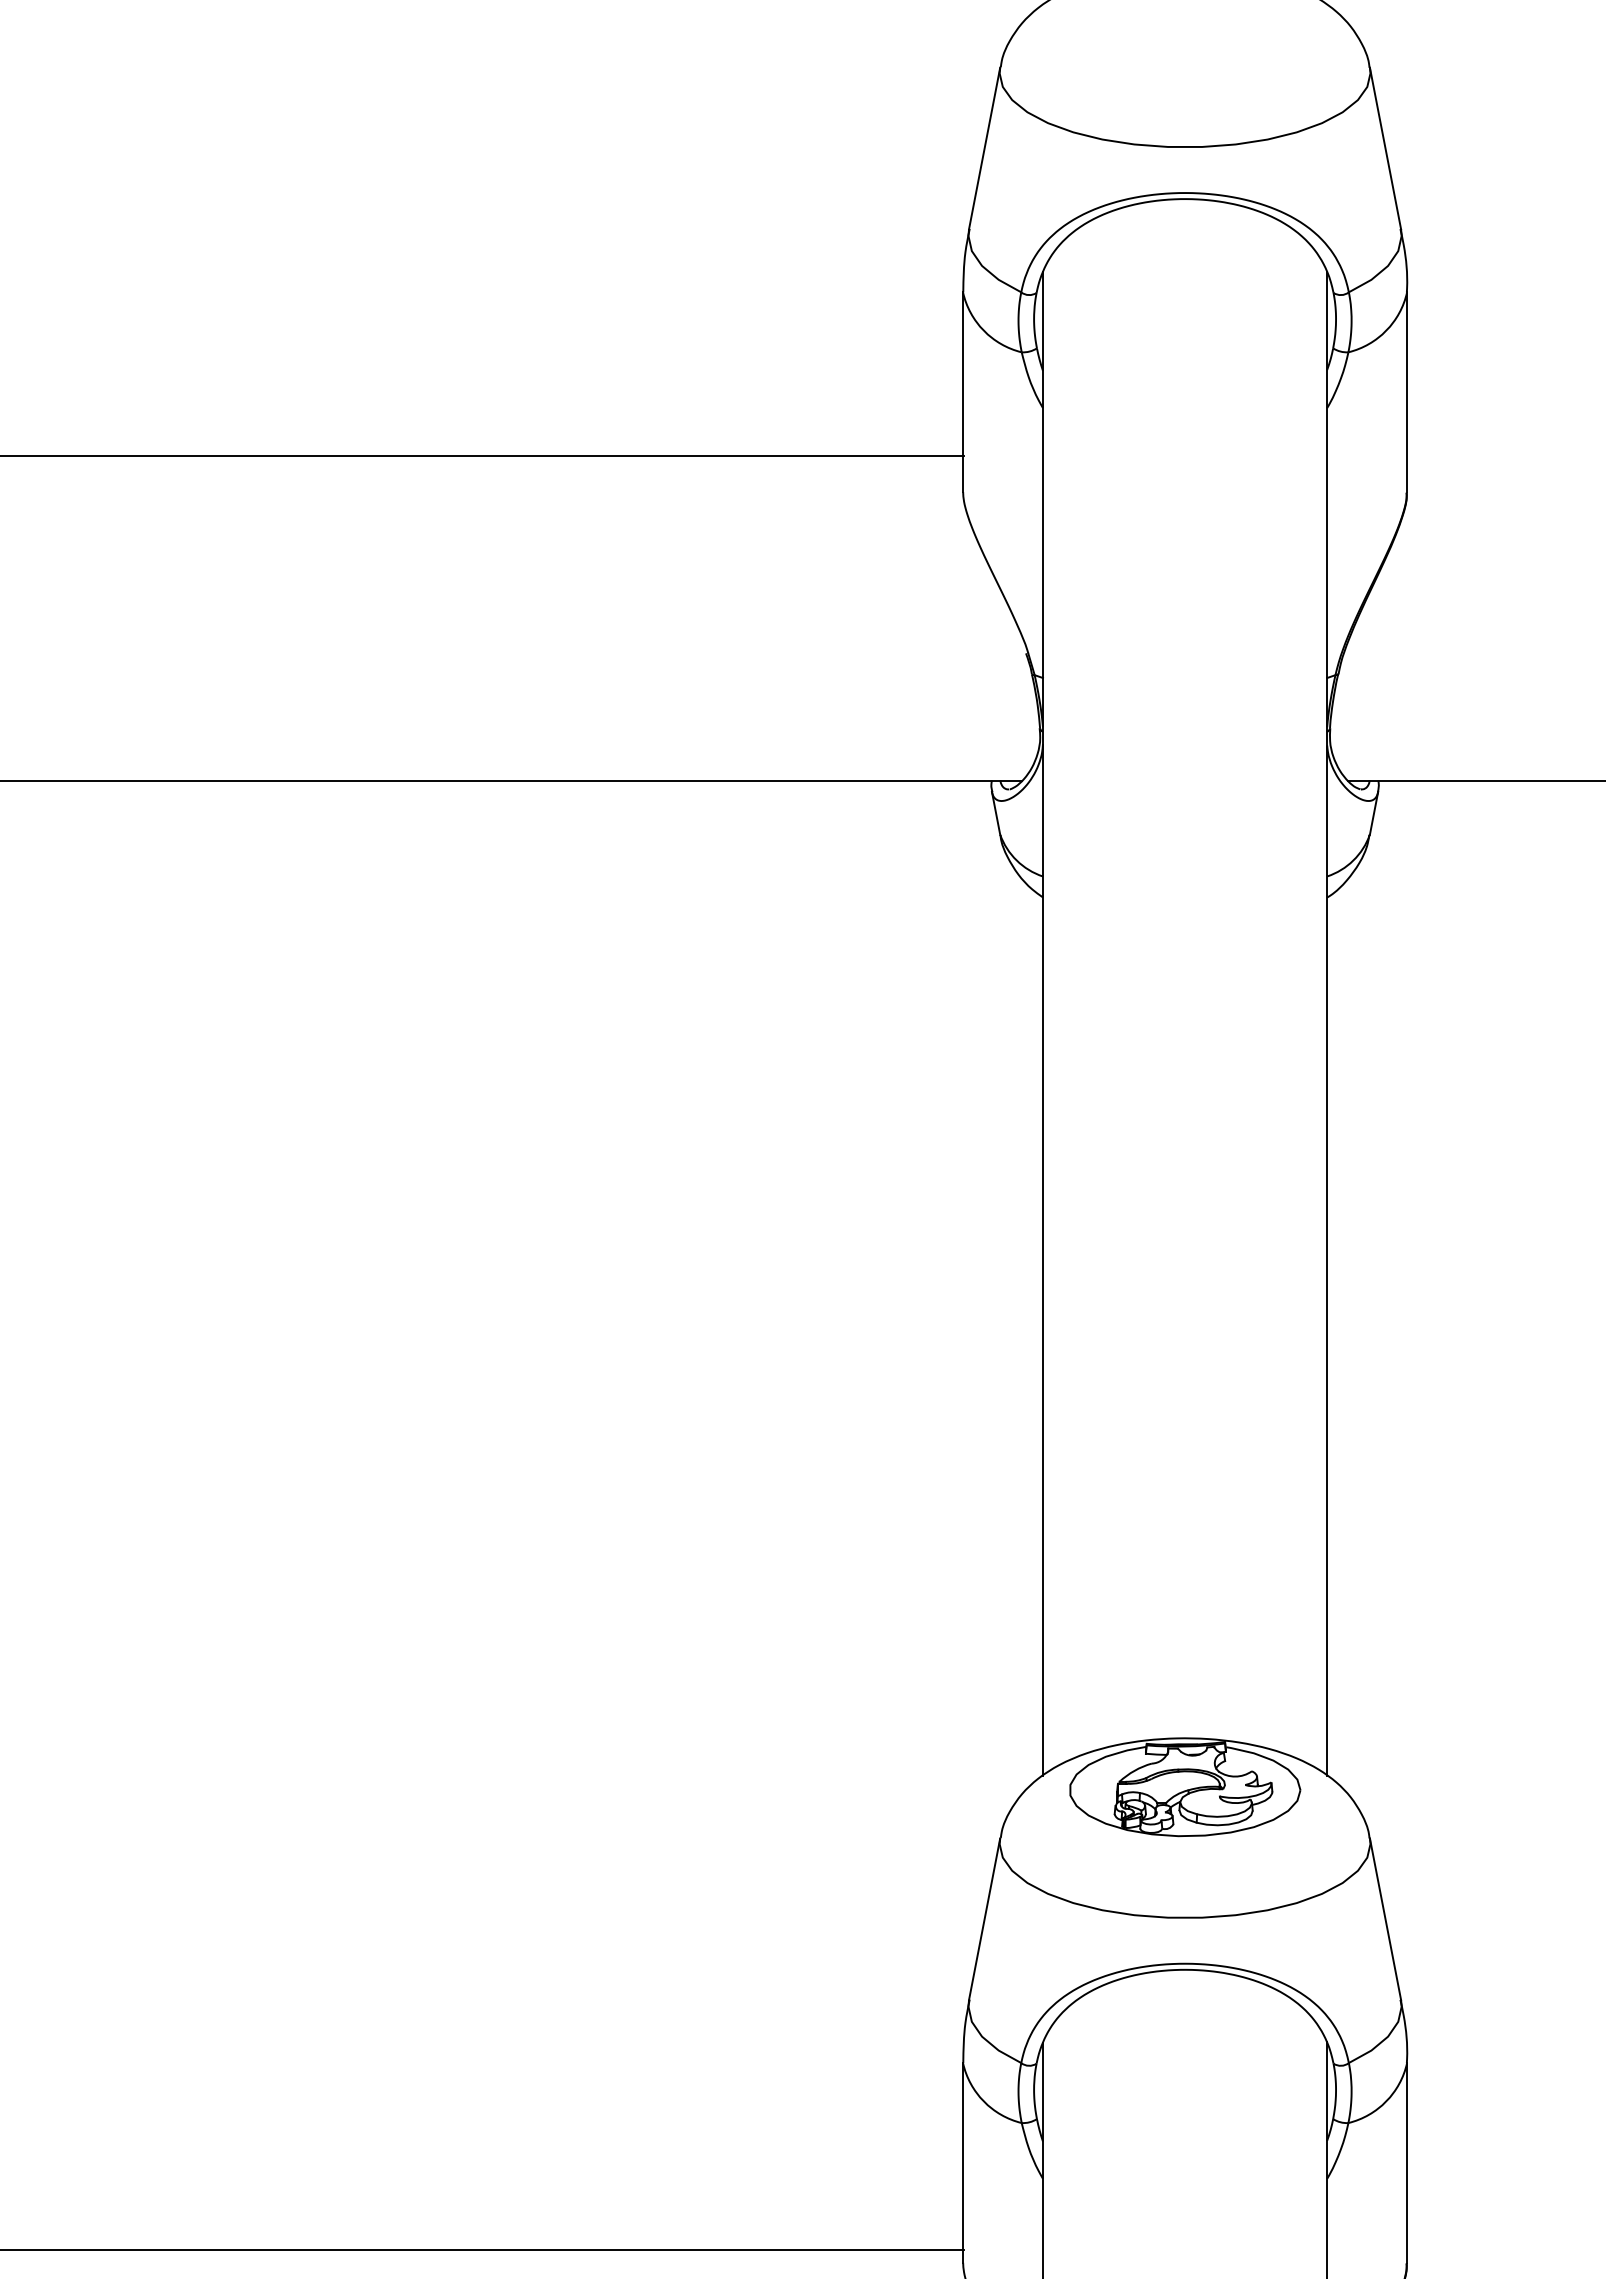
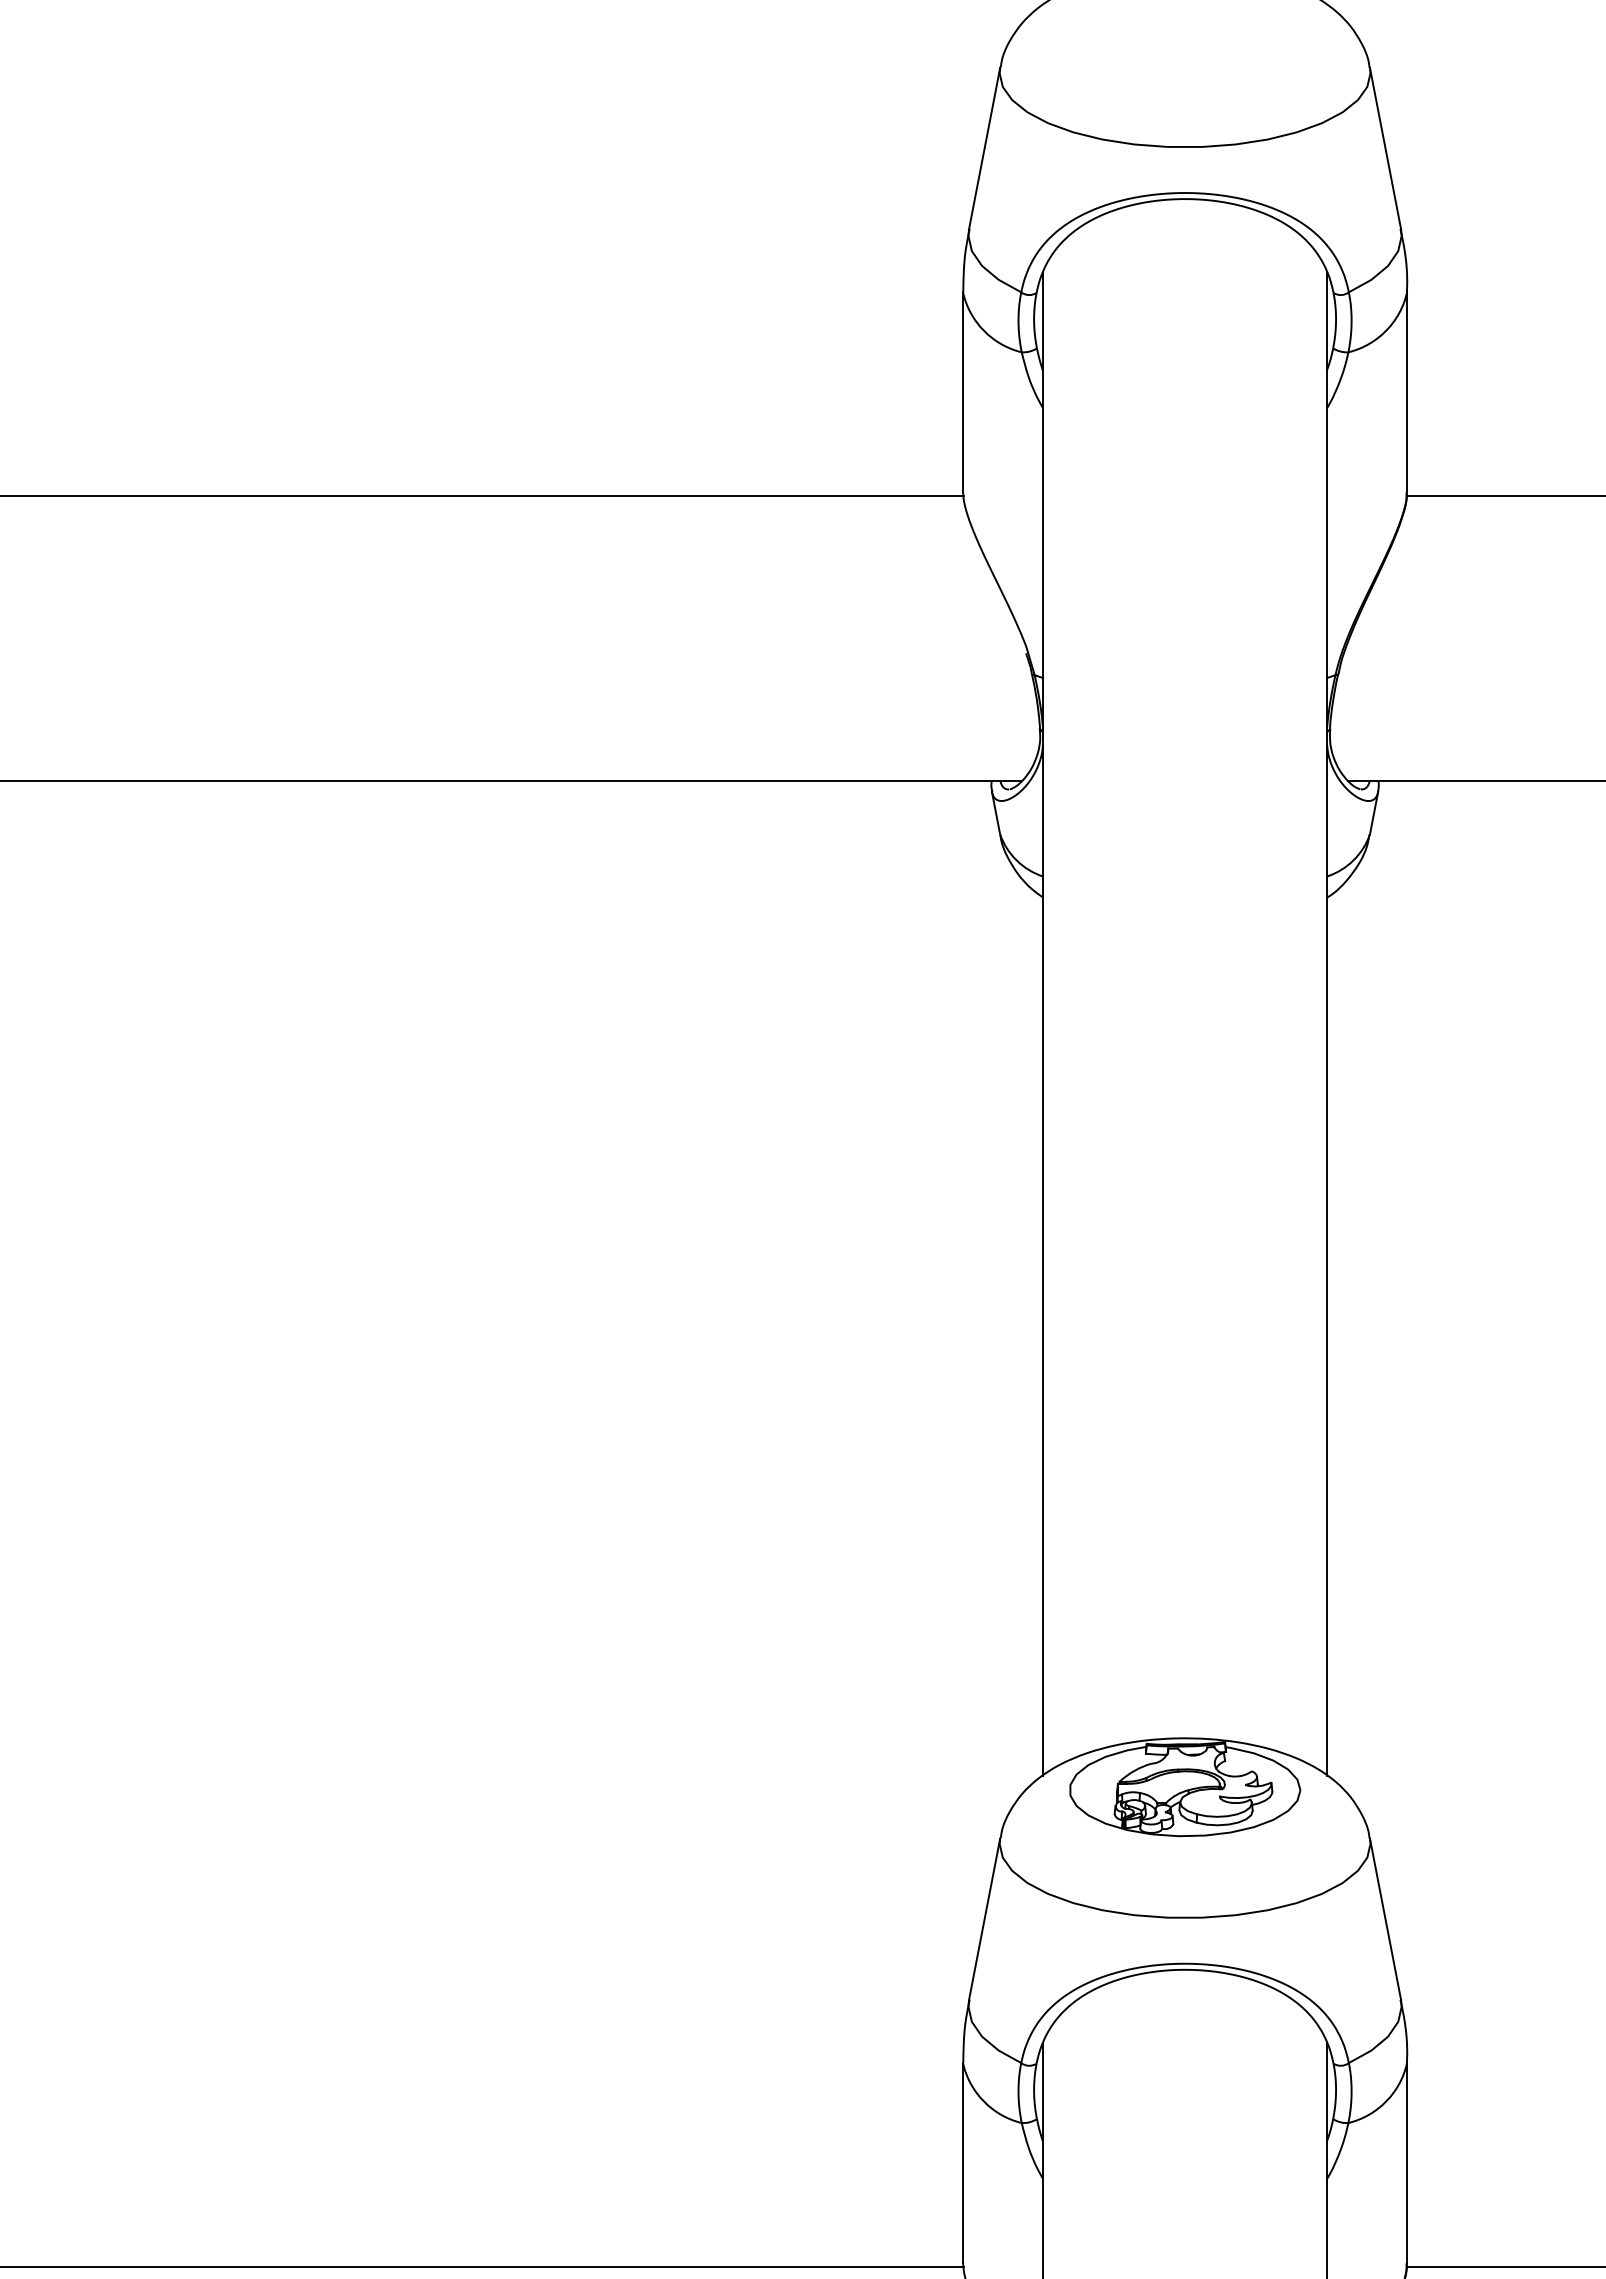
line position: (482, 456) -> (482, 496) (482, 496)
line: none -> present (1504, 496)
line position: (482, 2250) -> (482, 2267) (482, 2267)
line: none -> present (1504, 2267)
